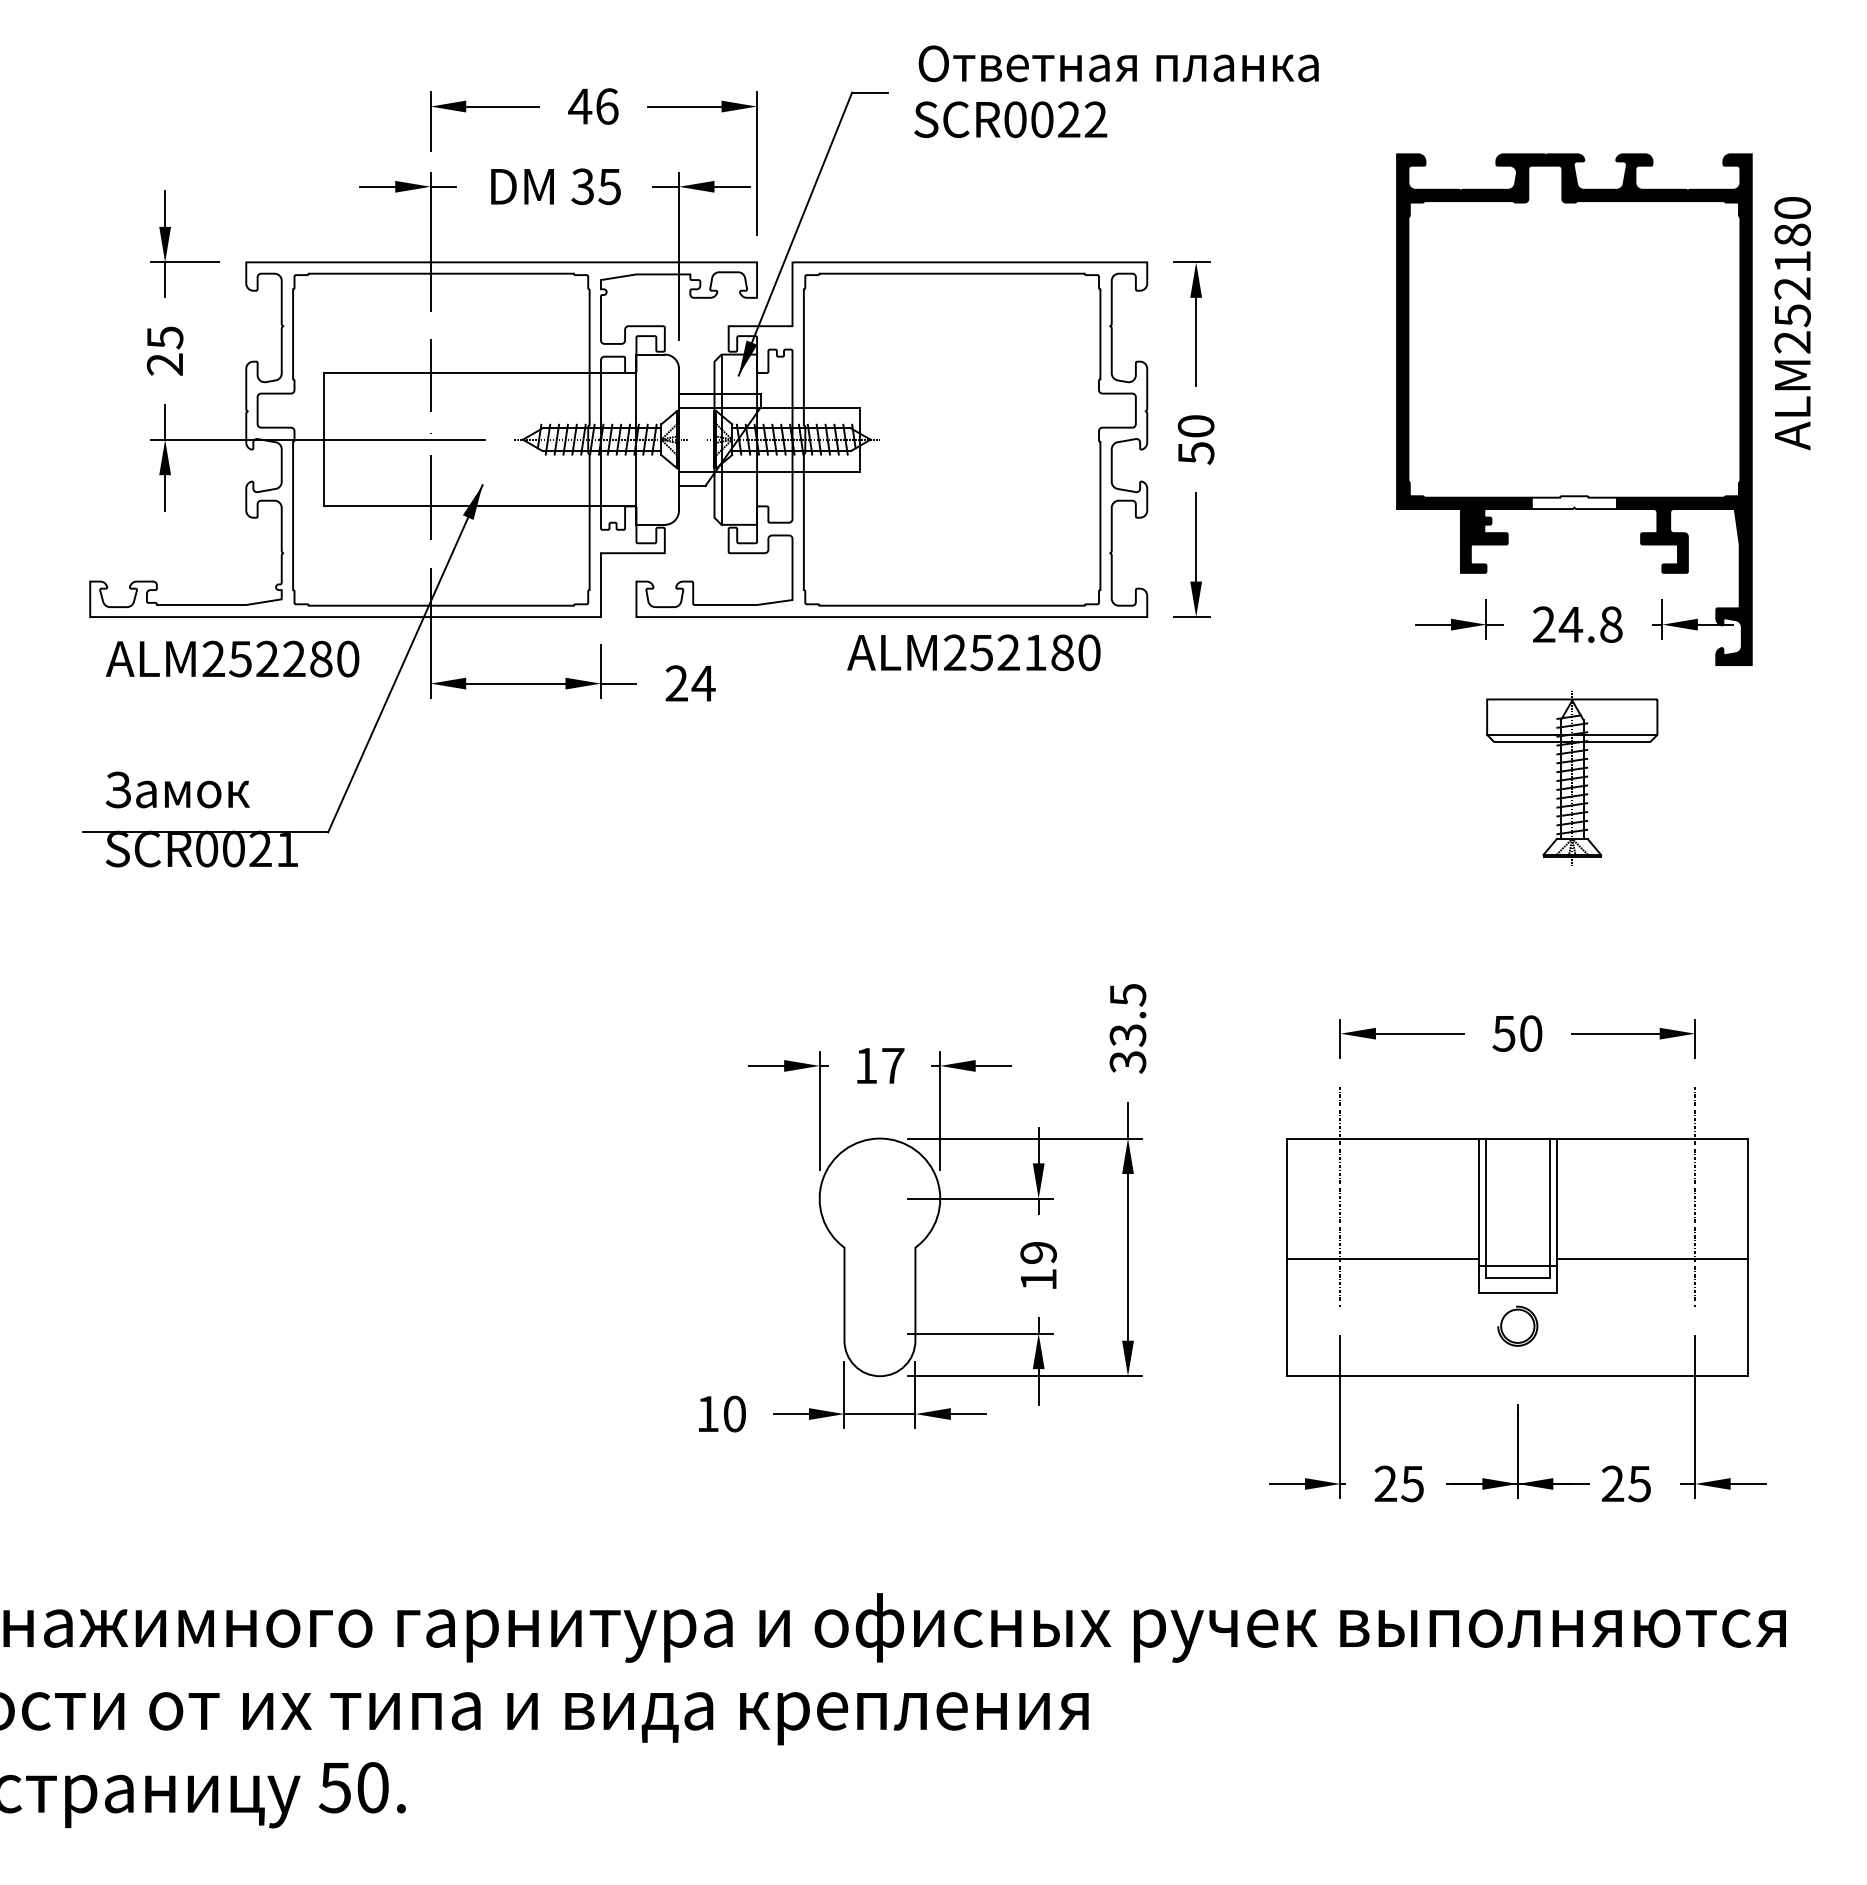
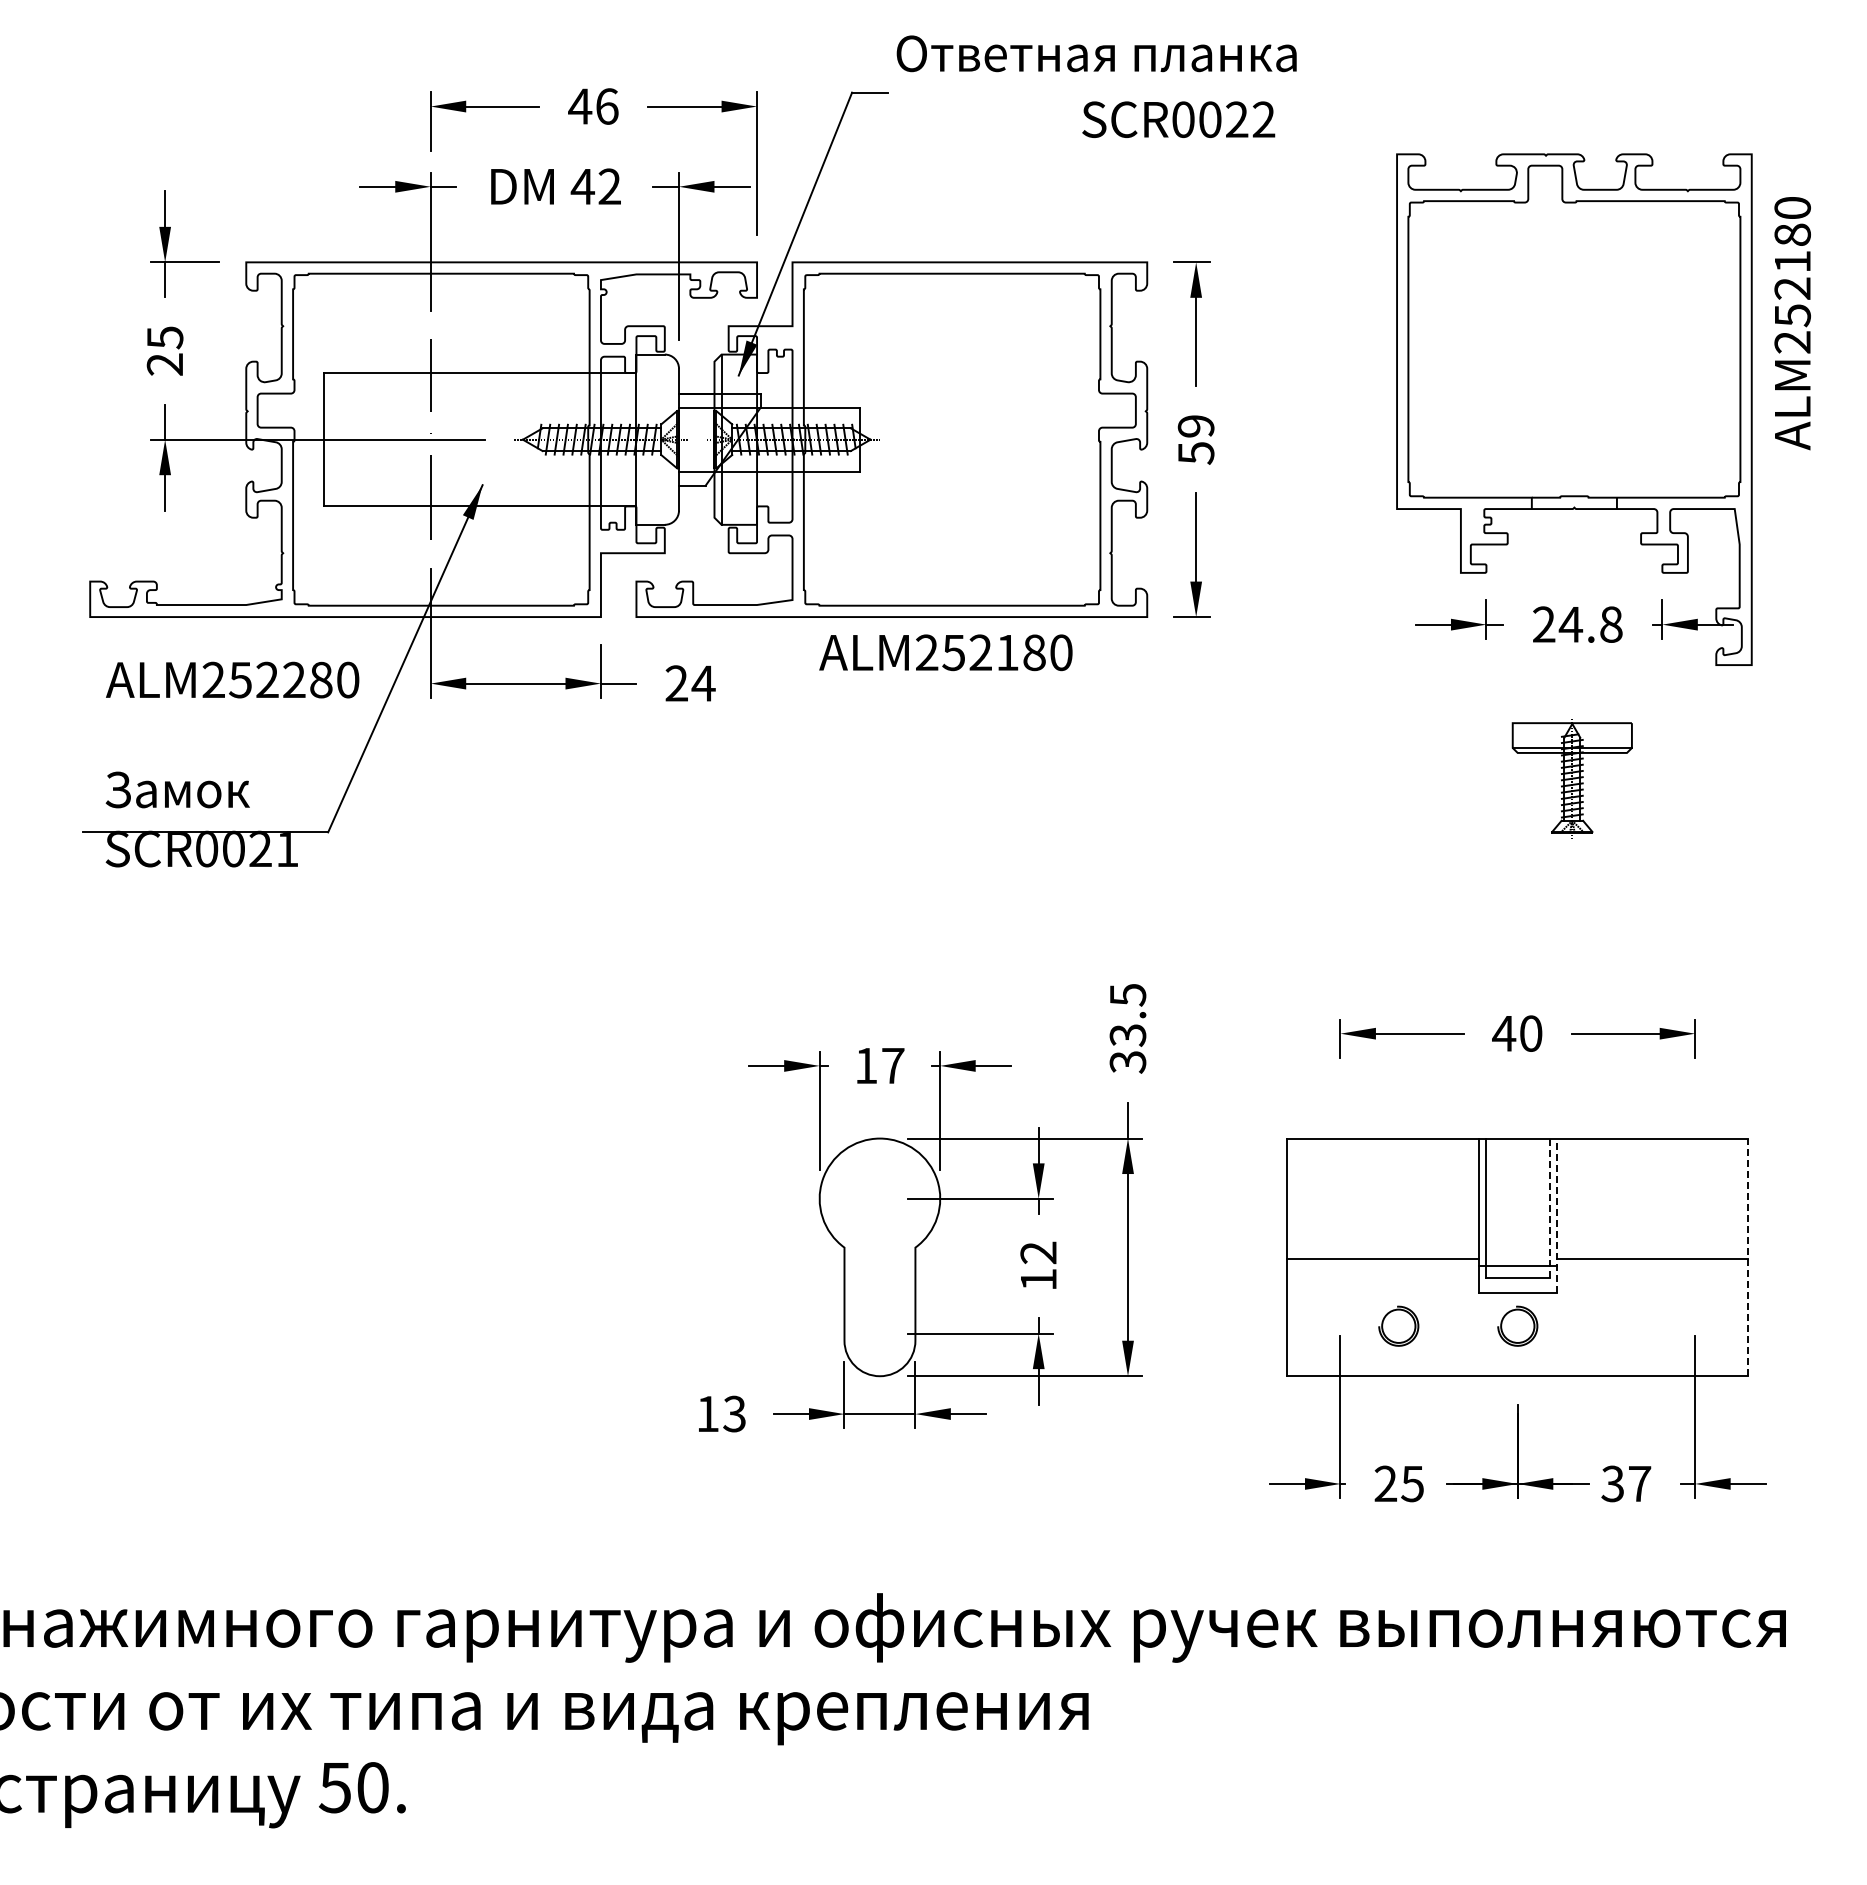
text position: (1118, 63) -> (1096, 53) (1096, 53)
text position: (1010, 119) -> (1178, 119) (1178, 119)
text: 35 -> 42 (595, 186)
fill: present -> none (1574, 409)
text: 50 -> 59 (1195, 426)
text position: (973, 652) -> (945, 652) (945, 652)
text position: (232, 658) -> (232, 679) (232, 679)
part size: 173x175 px -> 122x120 px (1571, 778)
text: 50 -> 40 (1504, 1033)
line: present -> none (1340, 1196)
line: present -> none (1695, 1196)
line: solid -> dashed (1549, 1208)
line: solid -> dashed (1557, 1215)
text: 19 -> 12 (1038, 1252)
line: solid -> dashed (1748, 1257)
part: none -> present (1398, 1325)
text: 10 -> 13 (734, 1413)
text: 25 -> 37 (1626, 1483)
